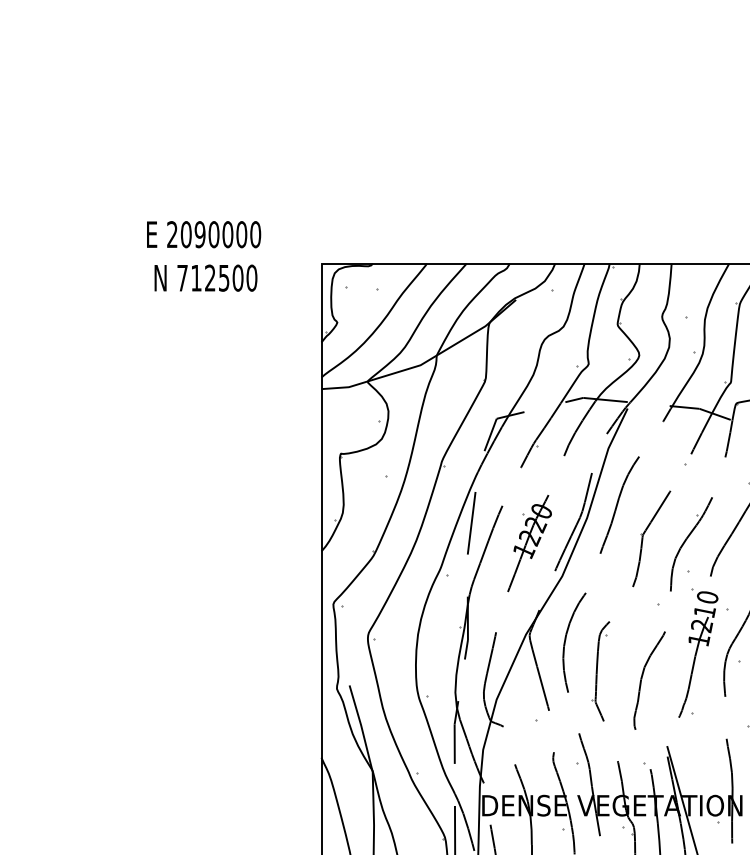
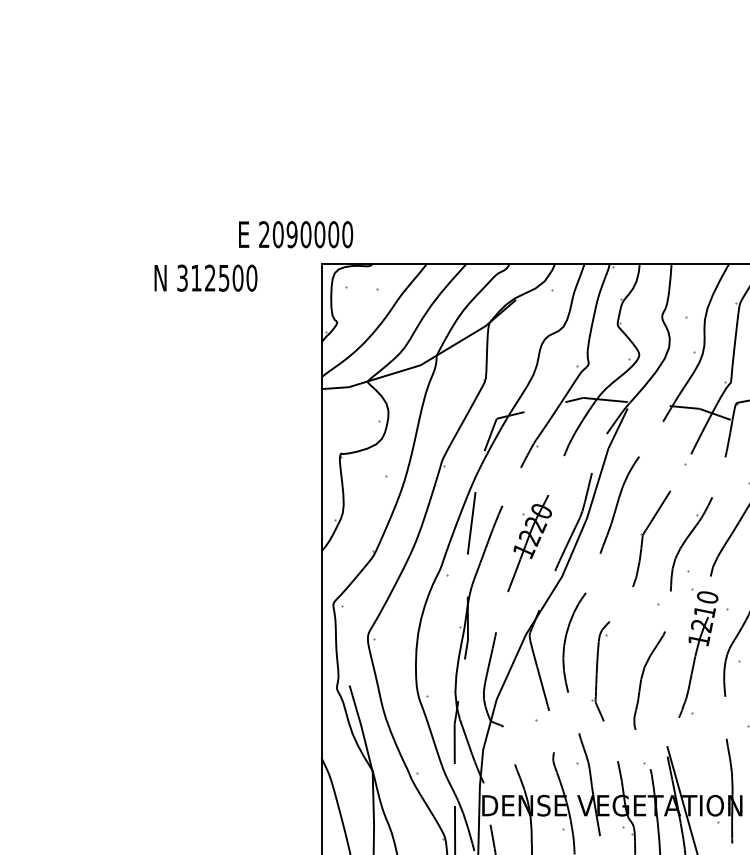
text position: (204, 234) -> (296, 234) (296, 234)
text: 712500 -> 312500 (182, 277)
